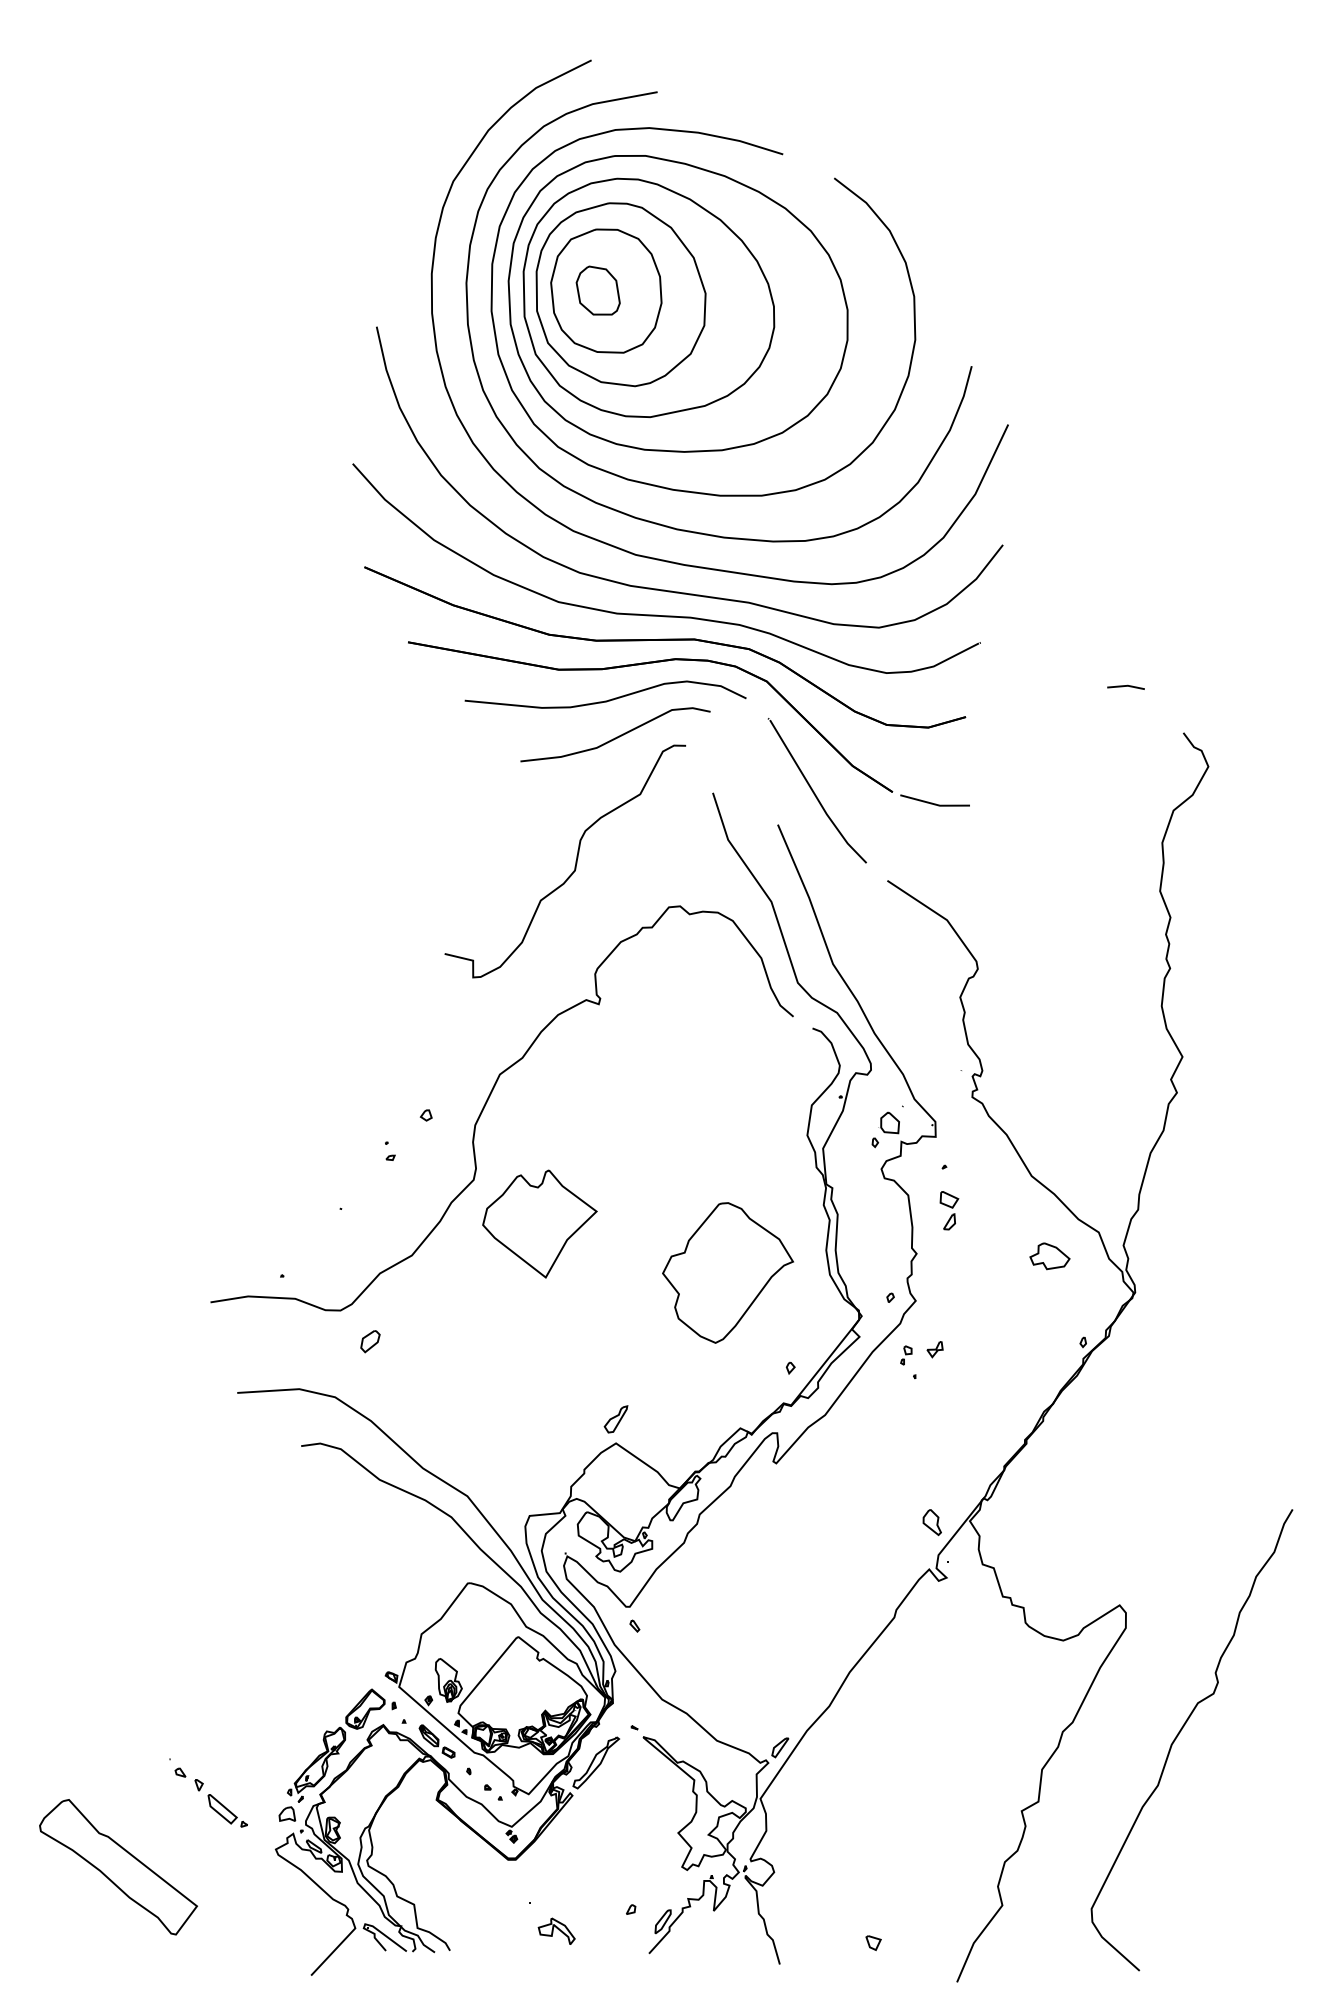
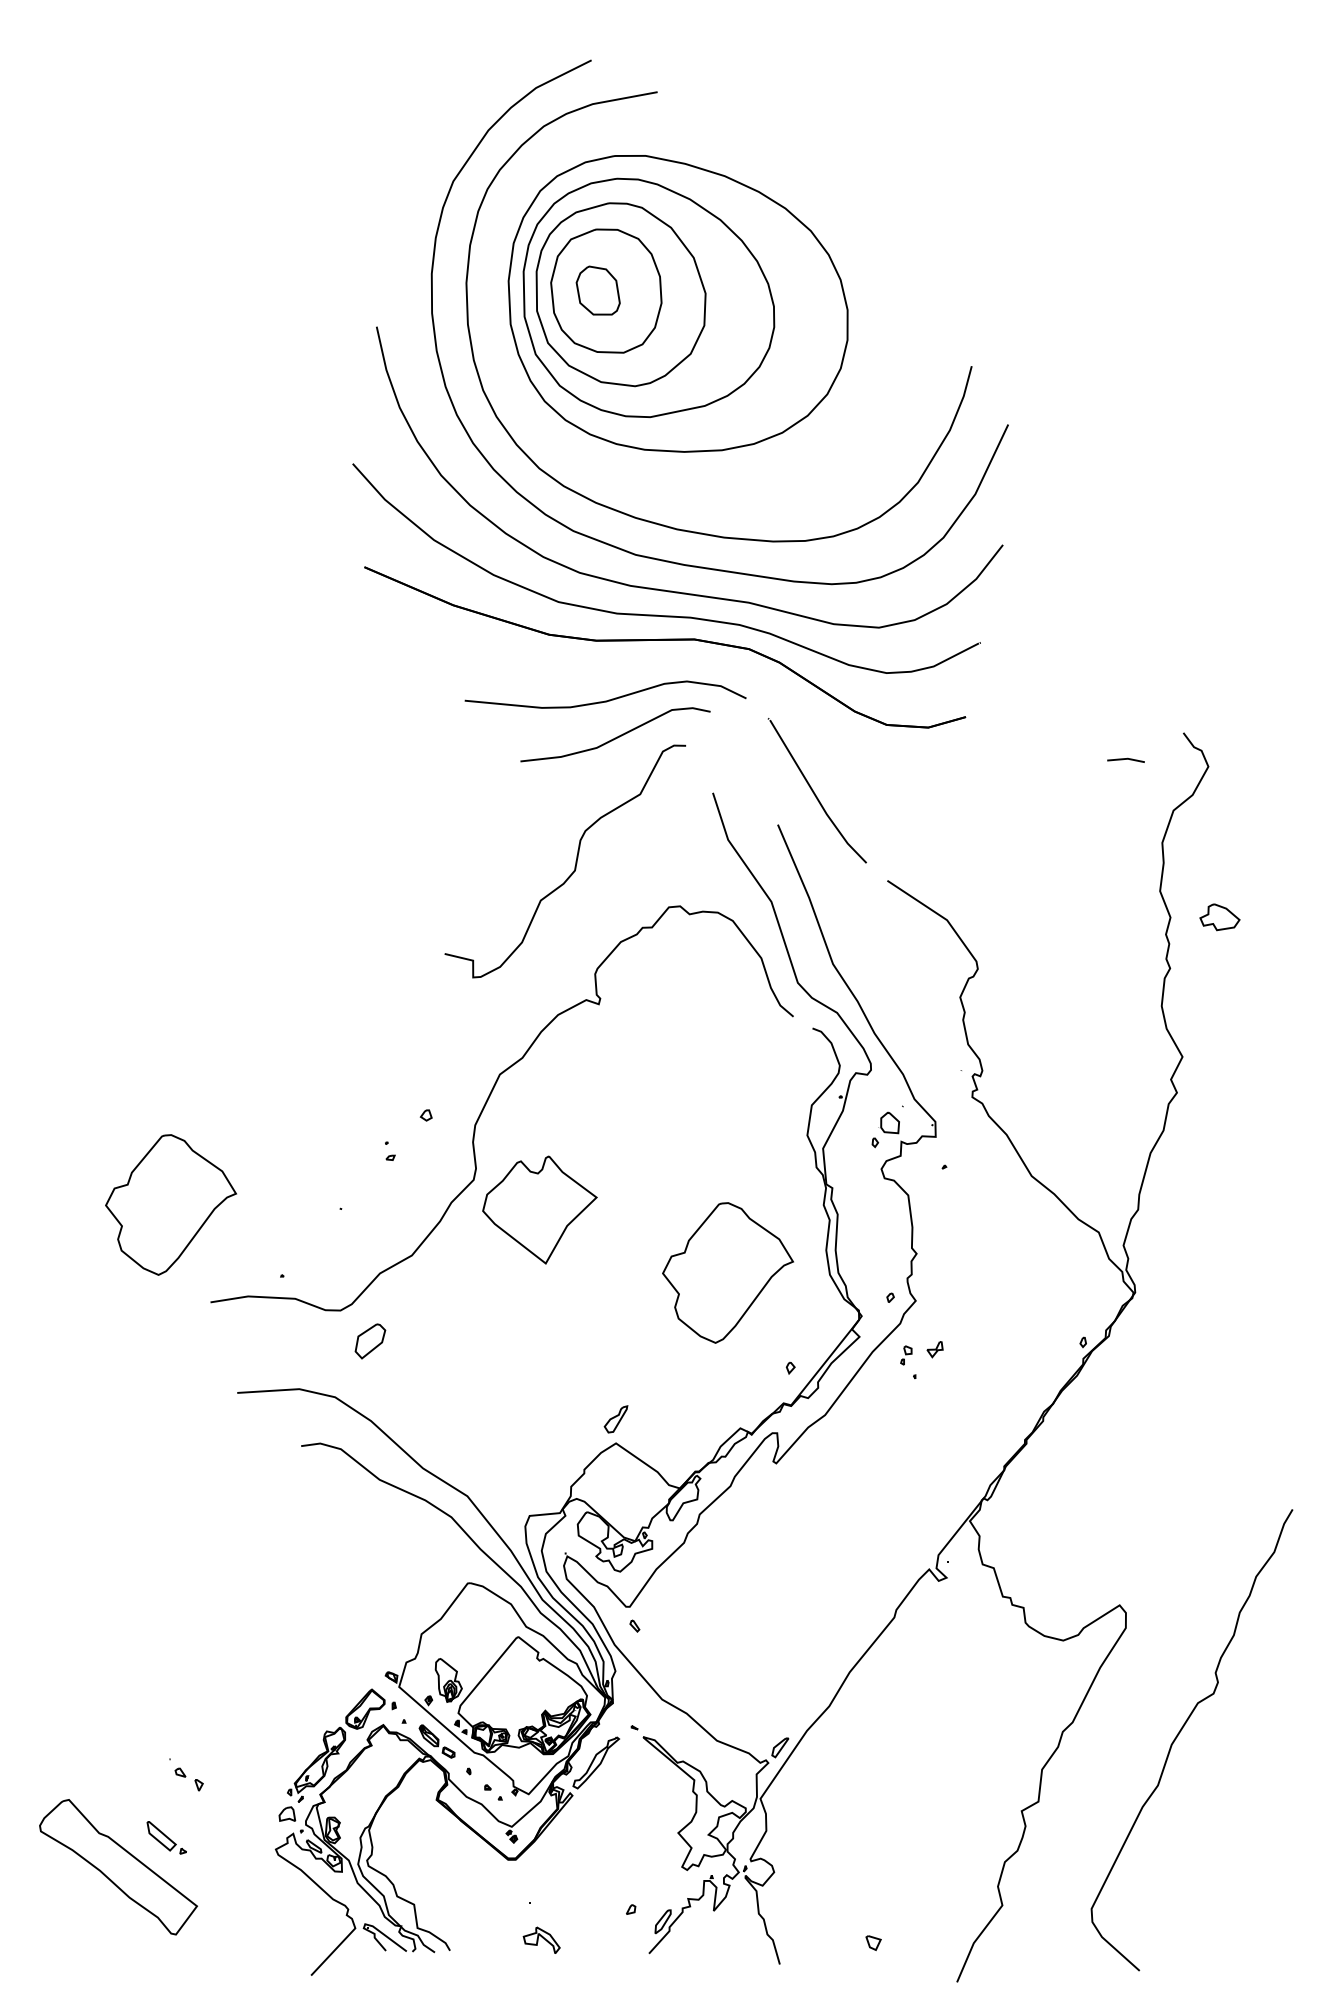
curve: present -> none (756, 147)
part: present -> none (696, 661)
line position: (1125, 686) -> (1125, 759) (1125, 759)
part: none -> present (170, 1204)
part: present -> none (949, 1210)
part position: (539, 1223) -> (539, 1209) (539, 1209)
part position: (1049, 1256) -> (1219, 917) (1219, 917)
part size: 21x24 px -> 33x37 px (370, 1341)
part: present -> none (931, 1522)
part position: (227, 1810) -> (166, 1837) (166, 1837)
part position: (556, 1930) -> (541, 1939) (541, 1939)
